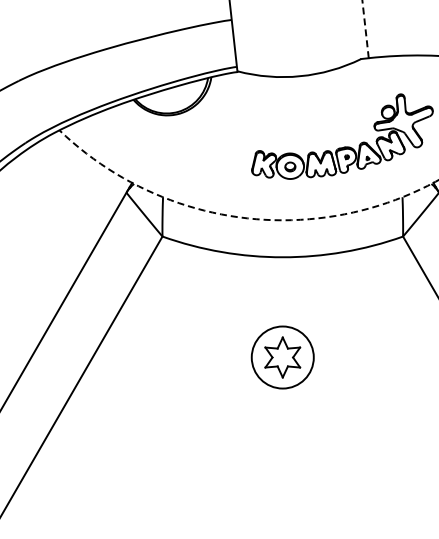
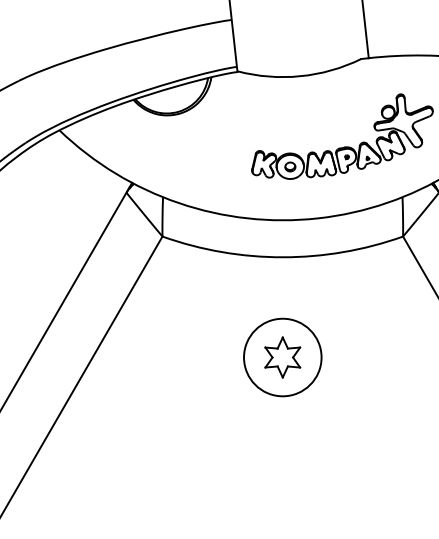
line: dashed -> solid (365, 29)
arc: dashed -> solid (240, 217)
circle diameter: 62 px -> 78 px (282, 357)
